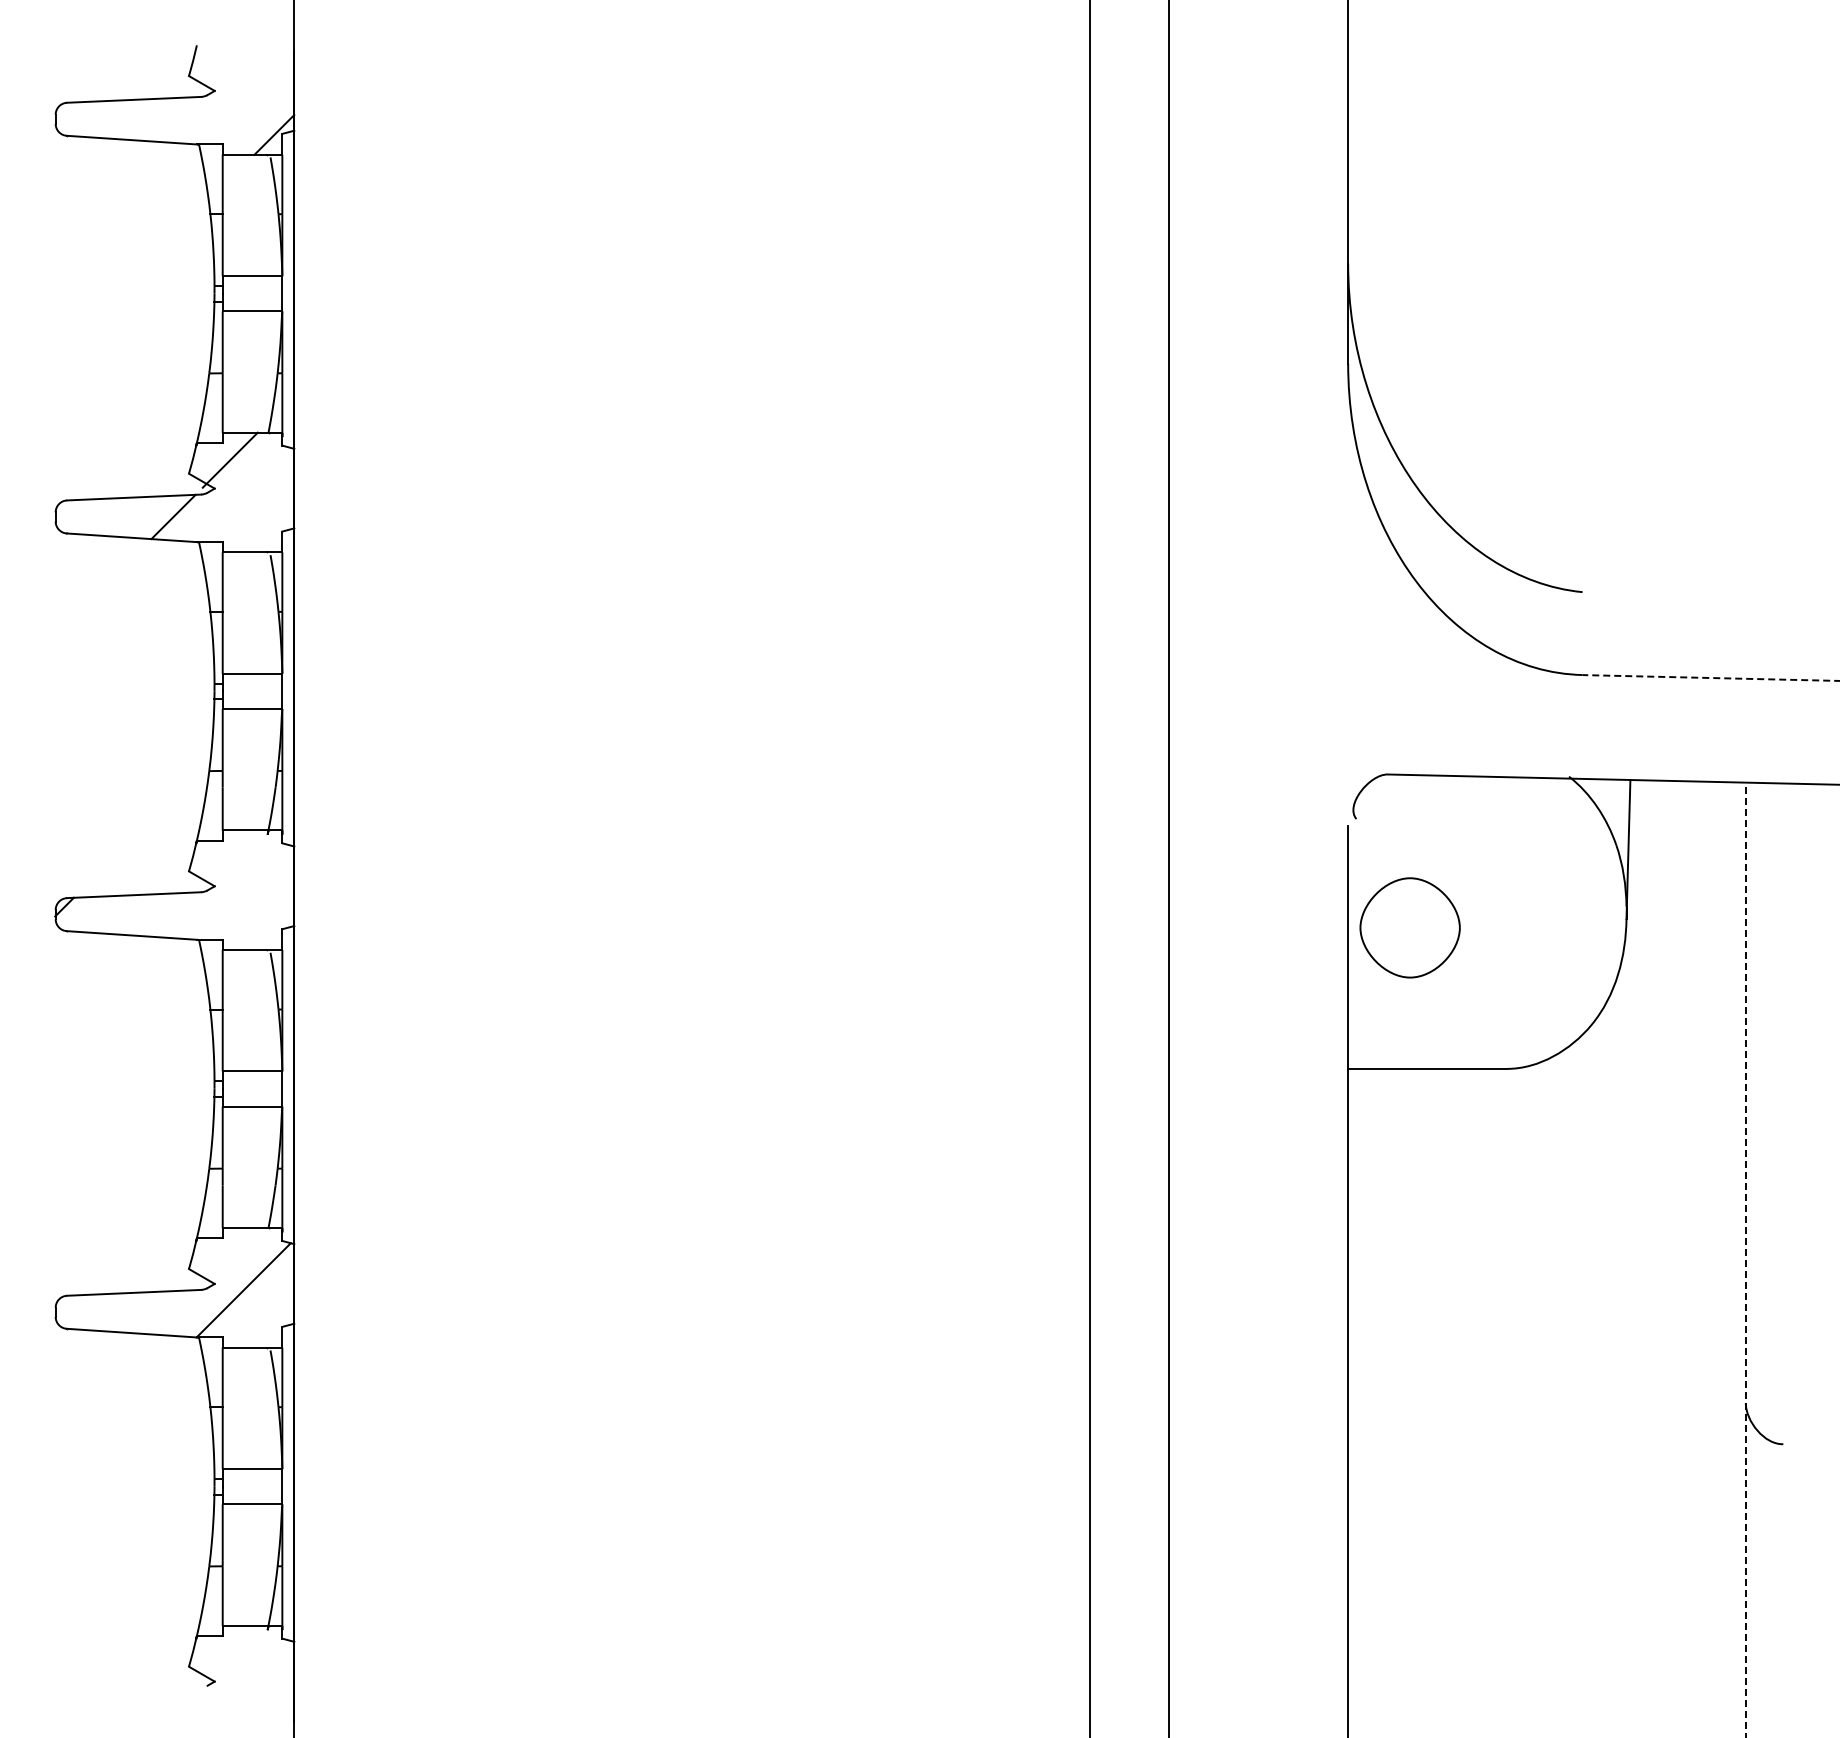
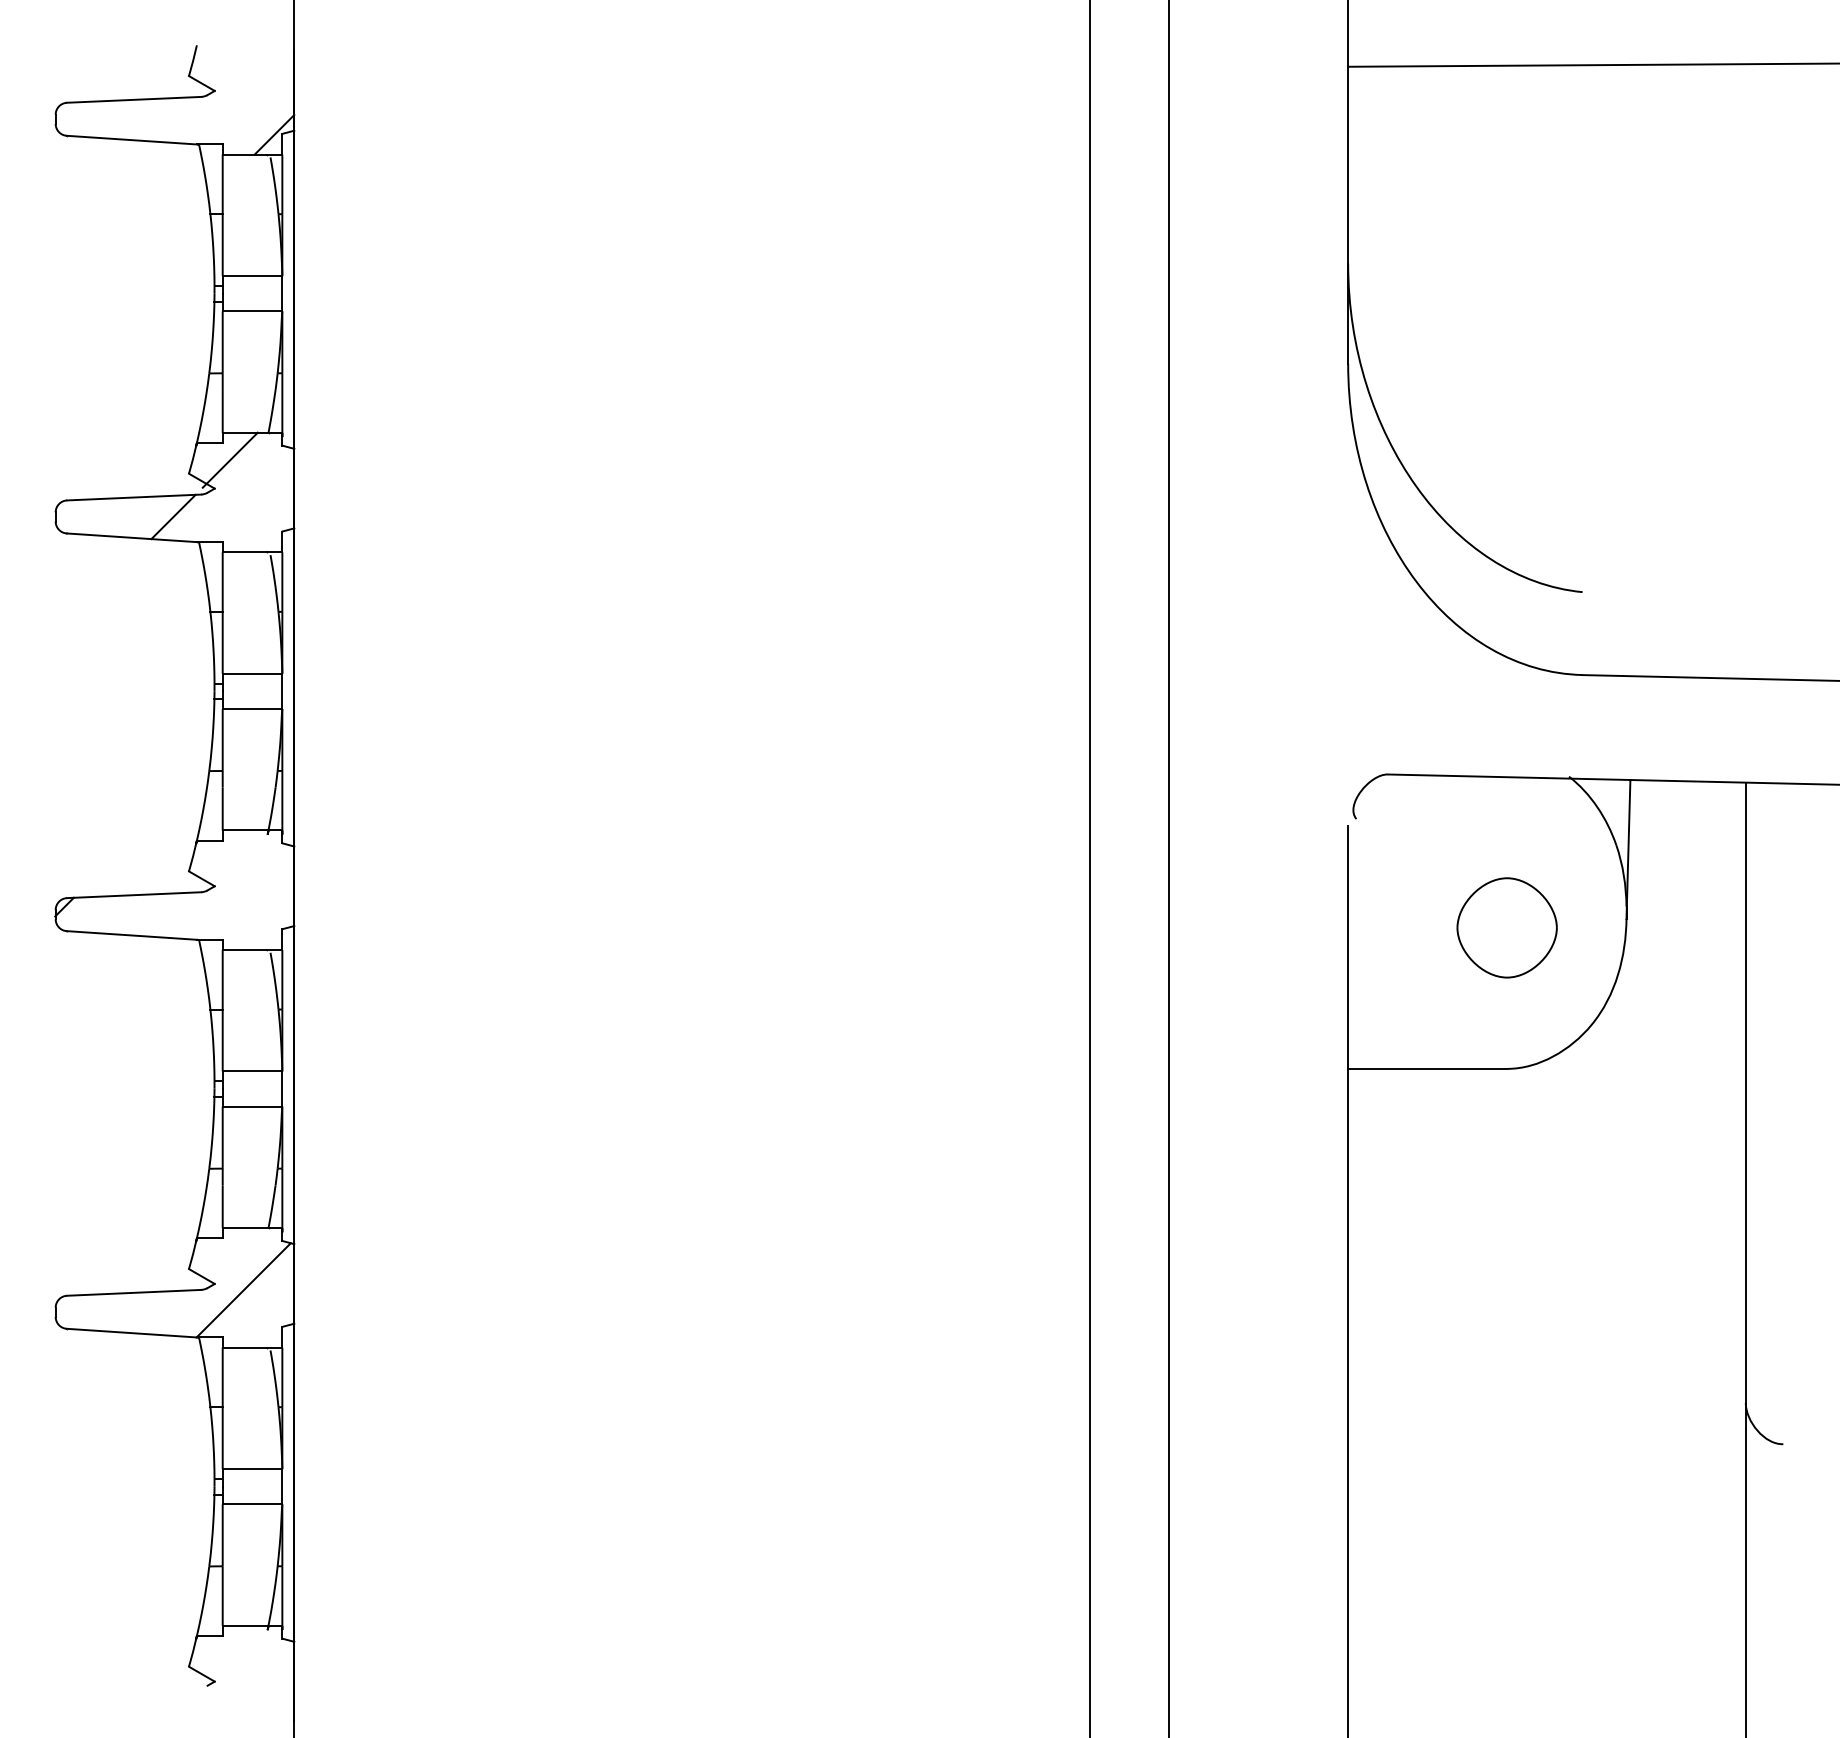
line: none -> present (1592, 64)
line: dashed -> solid (1710, 678)
part position: (1409, 927) -> (1506, 927) (1506, 927)
line: dashed -> solid (1745, 1259)
